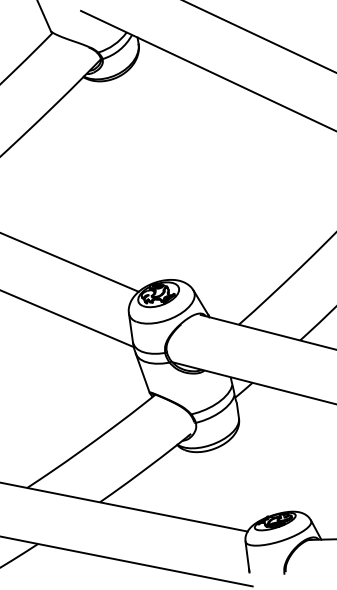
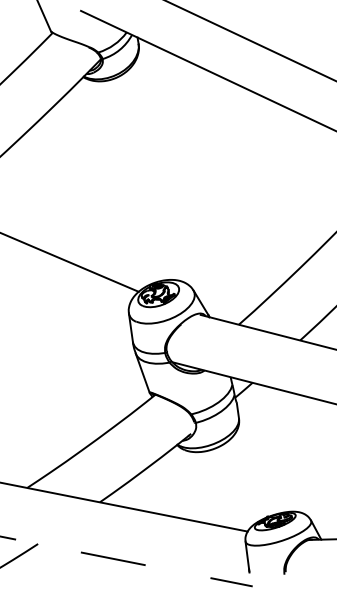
line position: (259, 36) -> (250, 40) (250, 40)
line: present -> none (68, 319)
line: solid -> dashed (126, 561)
